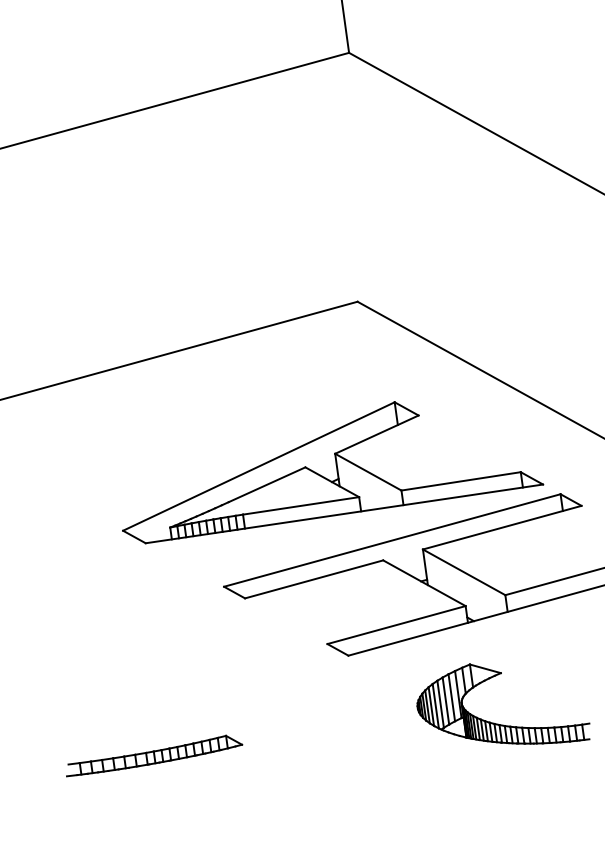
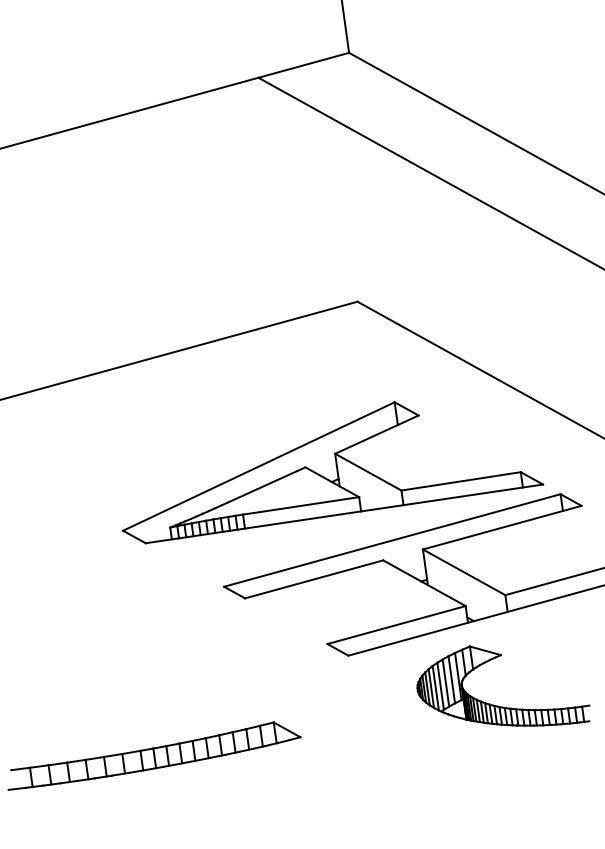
line: none -> present (429, 172)
part position: (498, 723) -> (498, 705) (498, 705)
part size: 178x44 px -> 295x70 px (154, 755)
